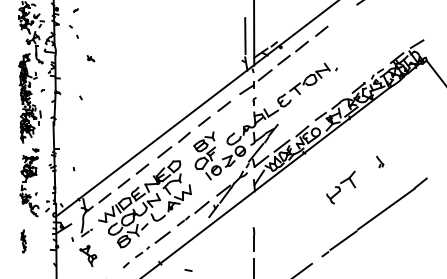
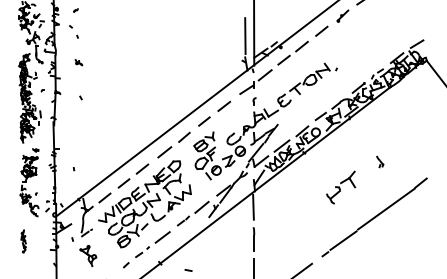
part: none -> present (342, 15)
part position: (90, 58) -> (78, 62) (78, 62)
line: none -> present (253, 206)
